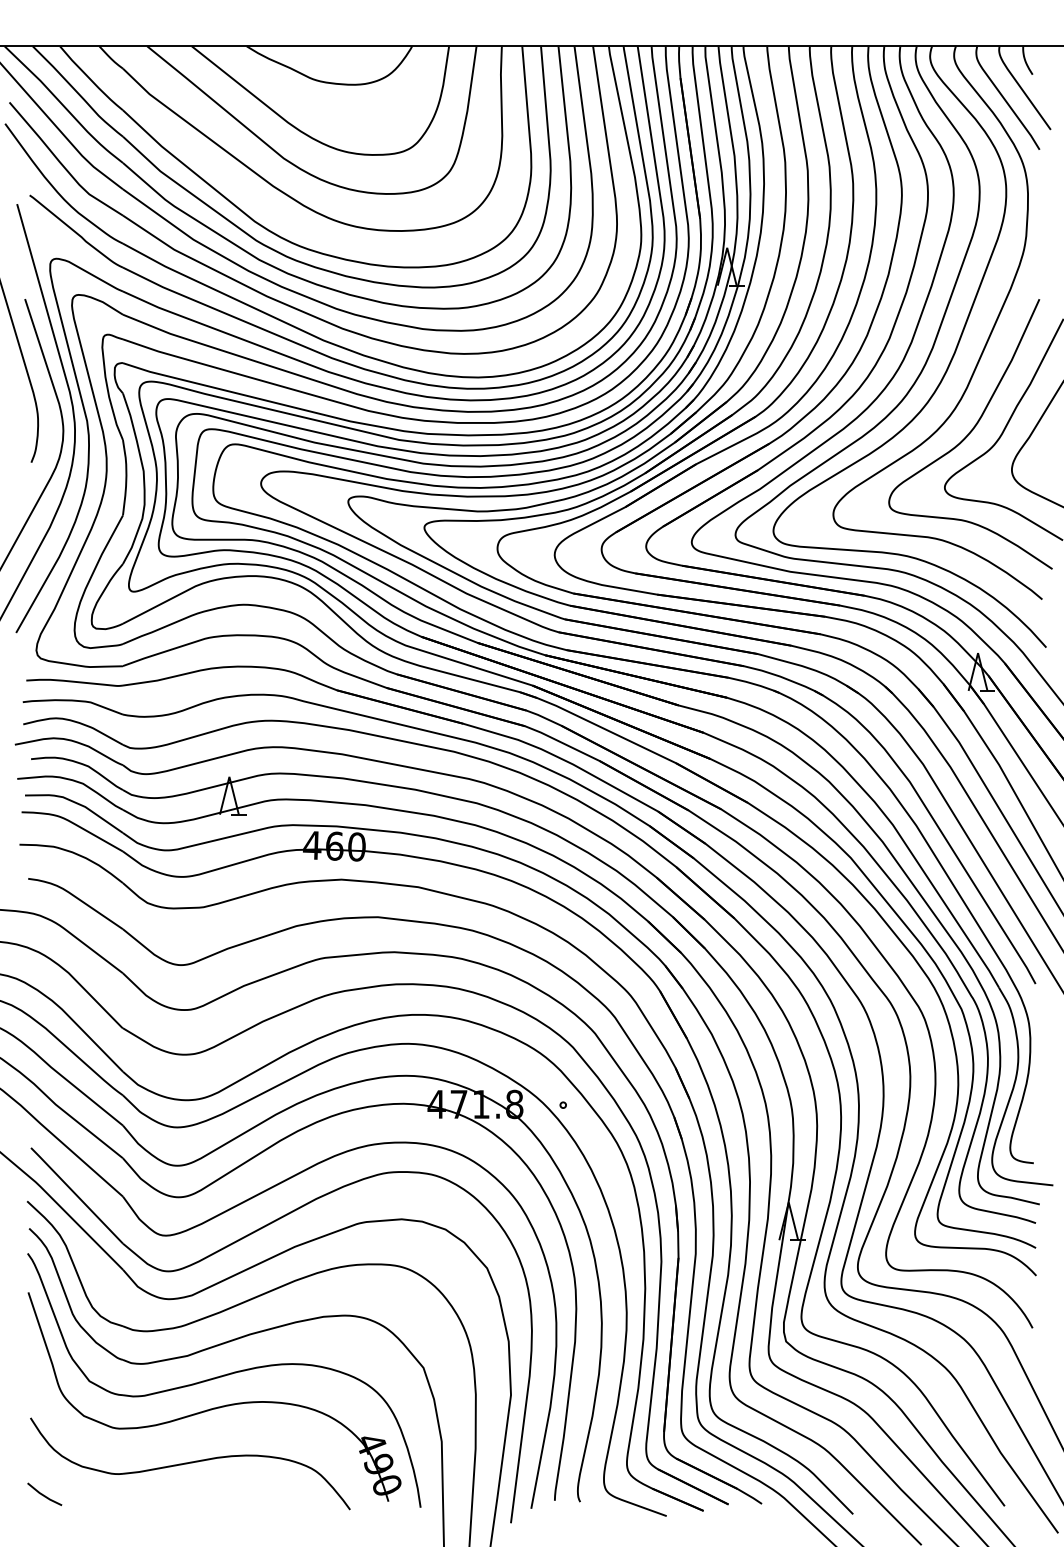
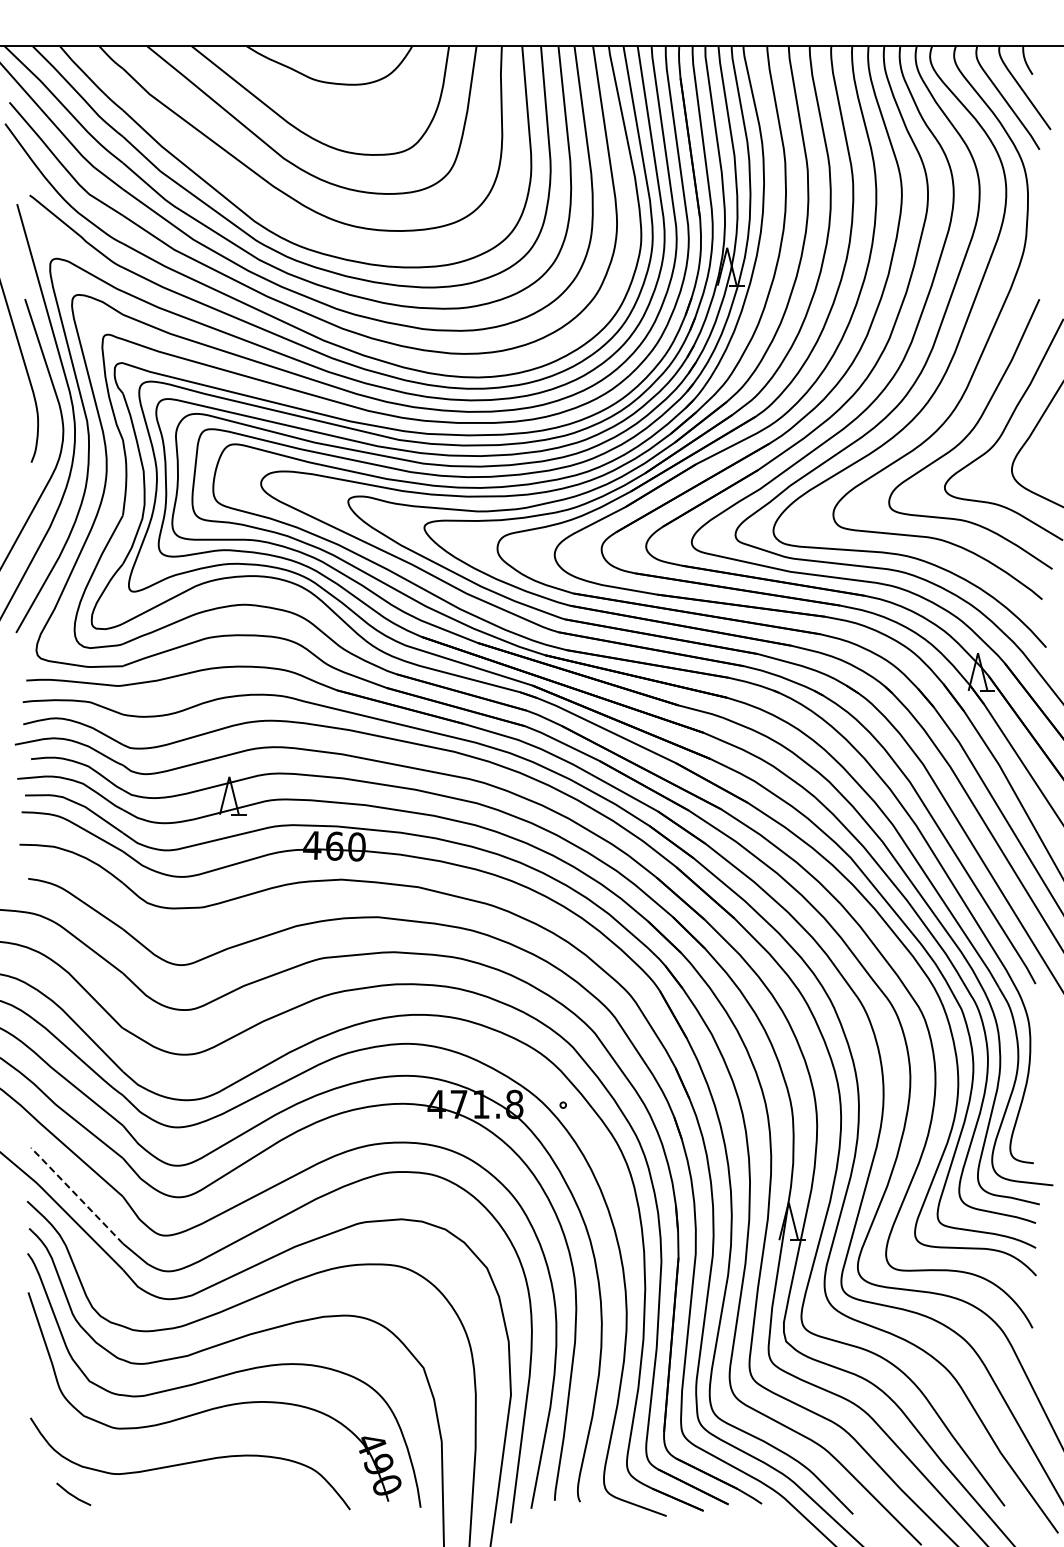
line: solid -> dashed (76, 1194)
line position: (43, 1494) -> (72, 1494) (72, 1494)
